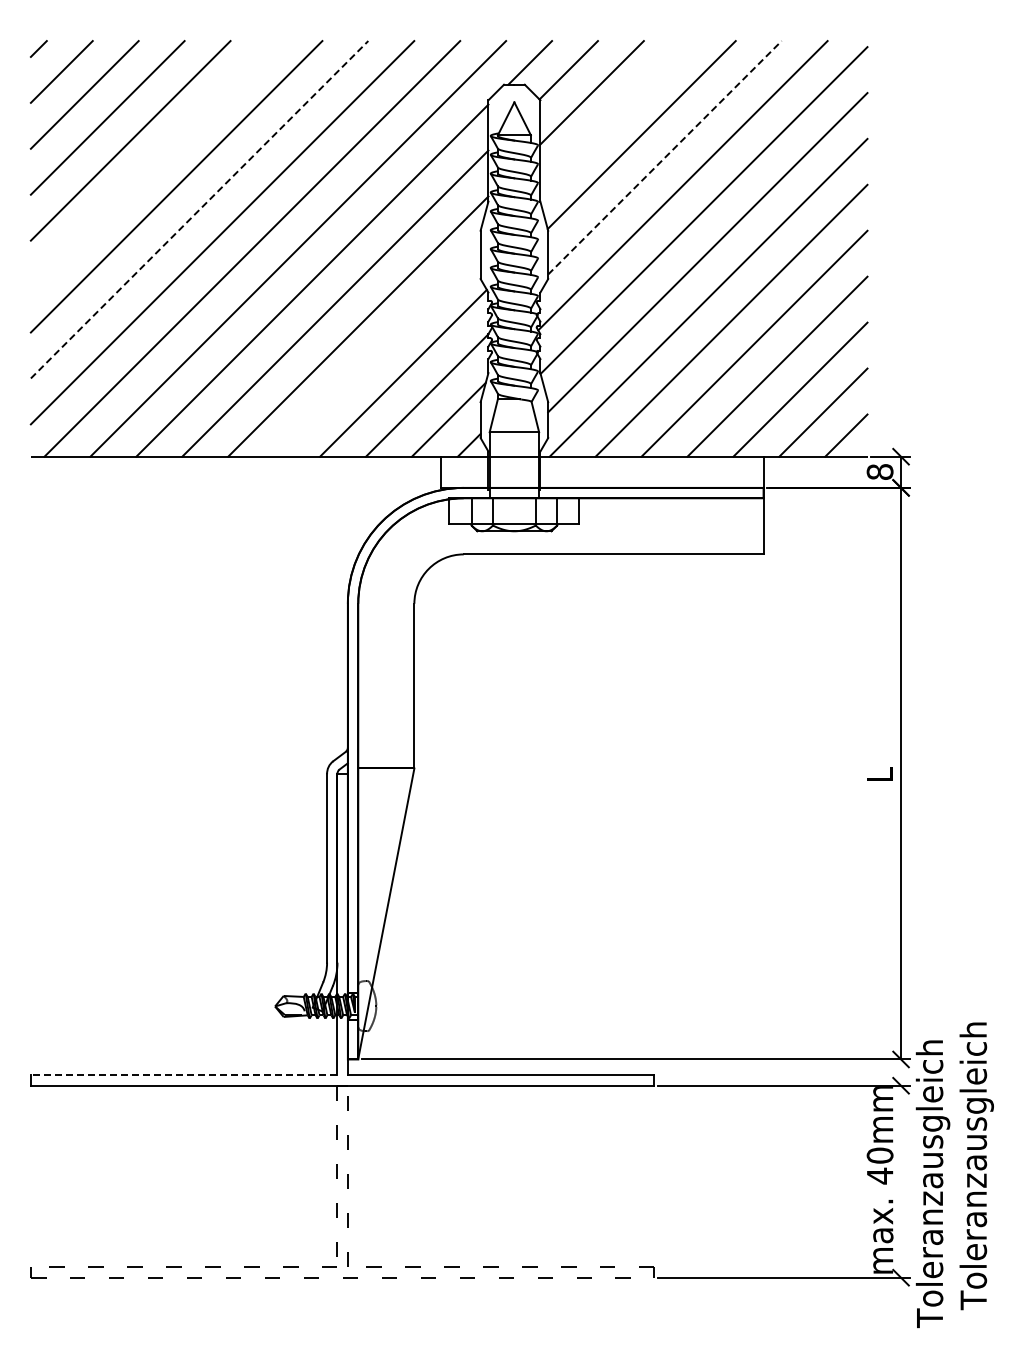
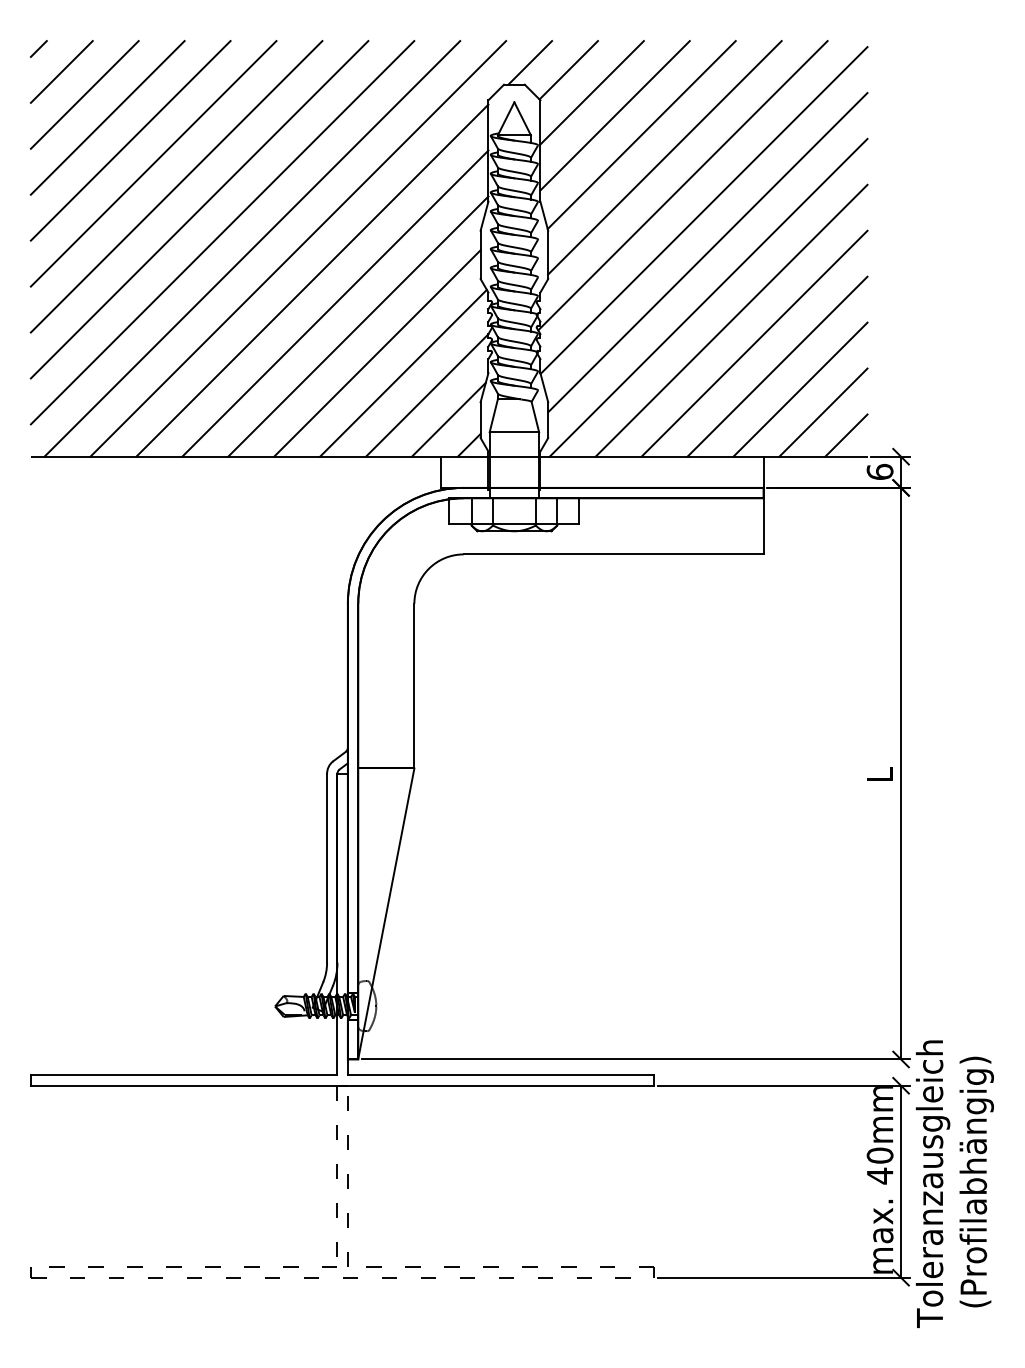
line: none -> present (614, 115)
line: dashed -> solid (665, 157)
line: none -> present (153, 163)
line: dashed -> solid (199, 209)
line: none -> present (377, 353)
text: 8 -> 6 (879, 471)
line: dashed -> solid (183, 1075)
text: Toleranzausgleich -> (Profilabhängig) (976, 1166)
line: none -> present (901, 1181)
